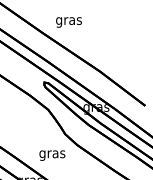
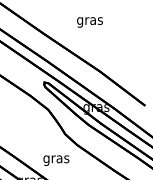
text position: (68, 22) -> (89, 22) (89, 22)
text position: (52, 155) -> (56, 160) (56, 160)
